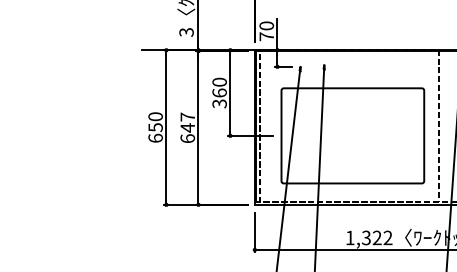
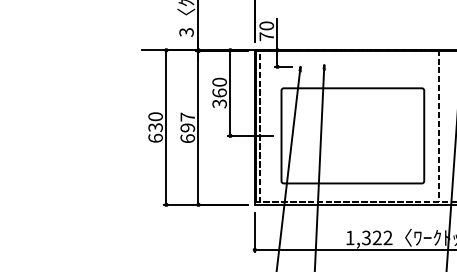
text: 650 -> 630 (155, 127)
text: 647 -> 697 (187, 127)
